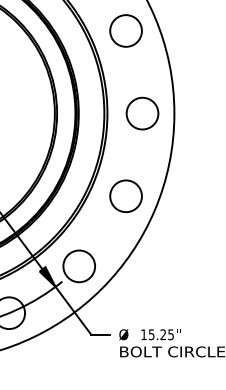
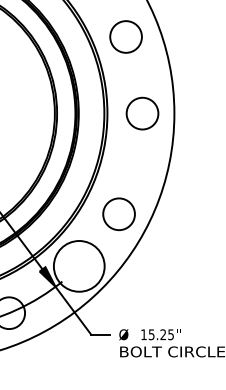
circle position: (125, 30) -> (125, 36) (125, 36)
circle position: (125, 195) -> (118, 213) (118, 213)
circle diameter: 32 px -> 51 px (78, 266)
